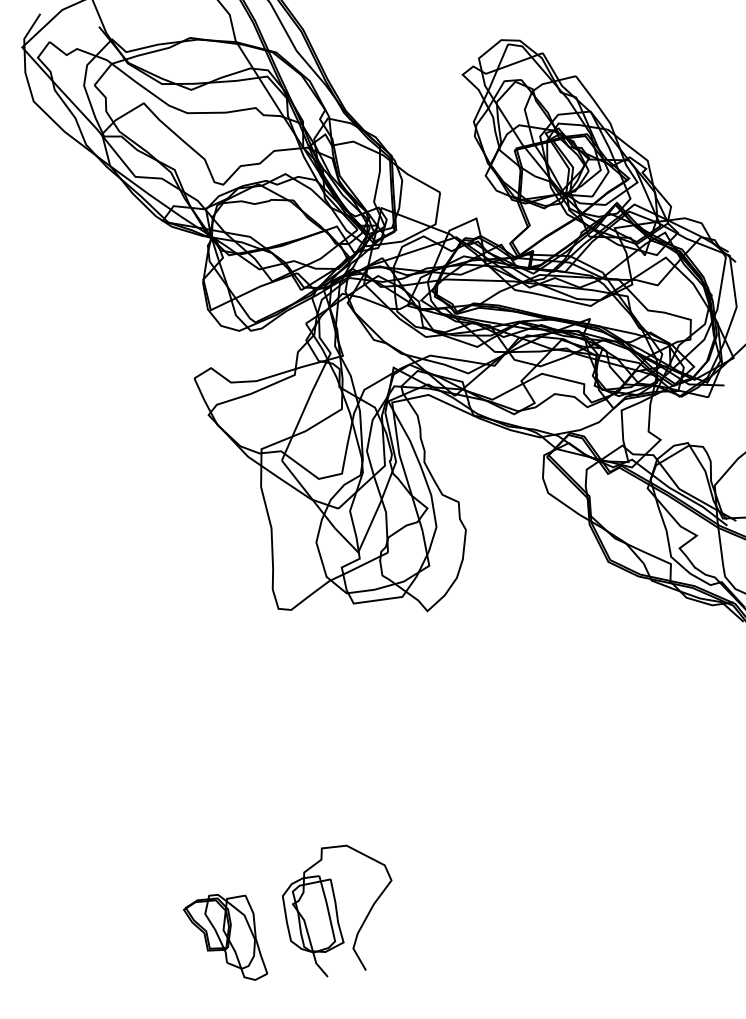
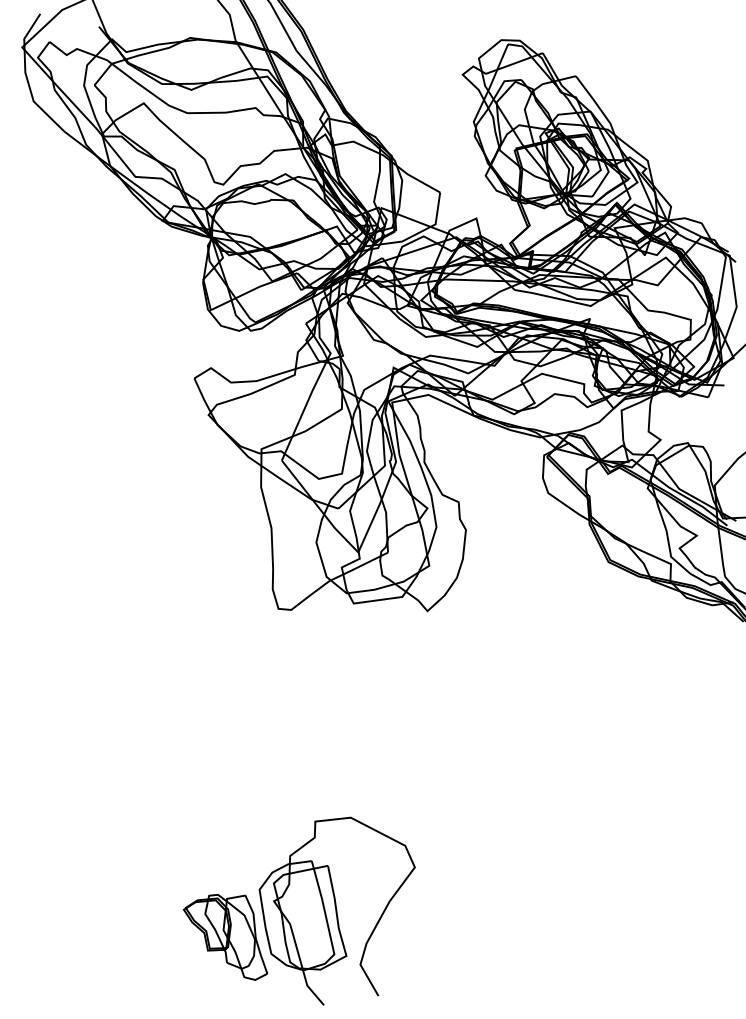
part size: 111x134 px -> 158x190 px (336, 910)
